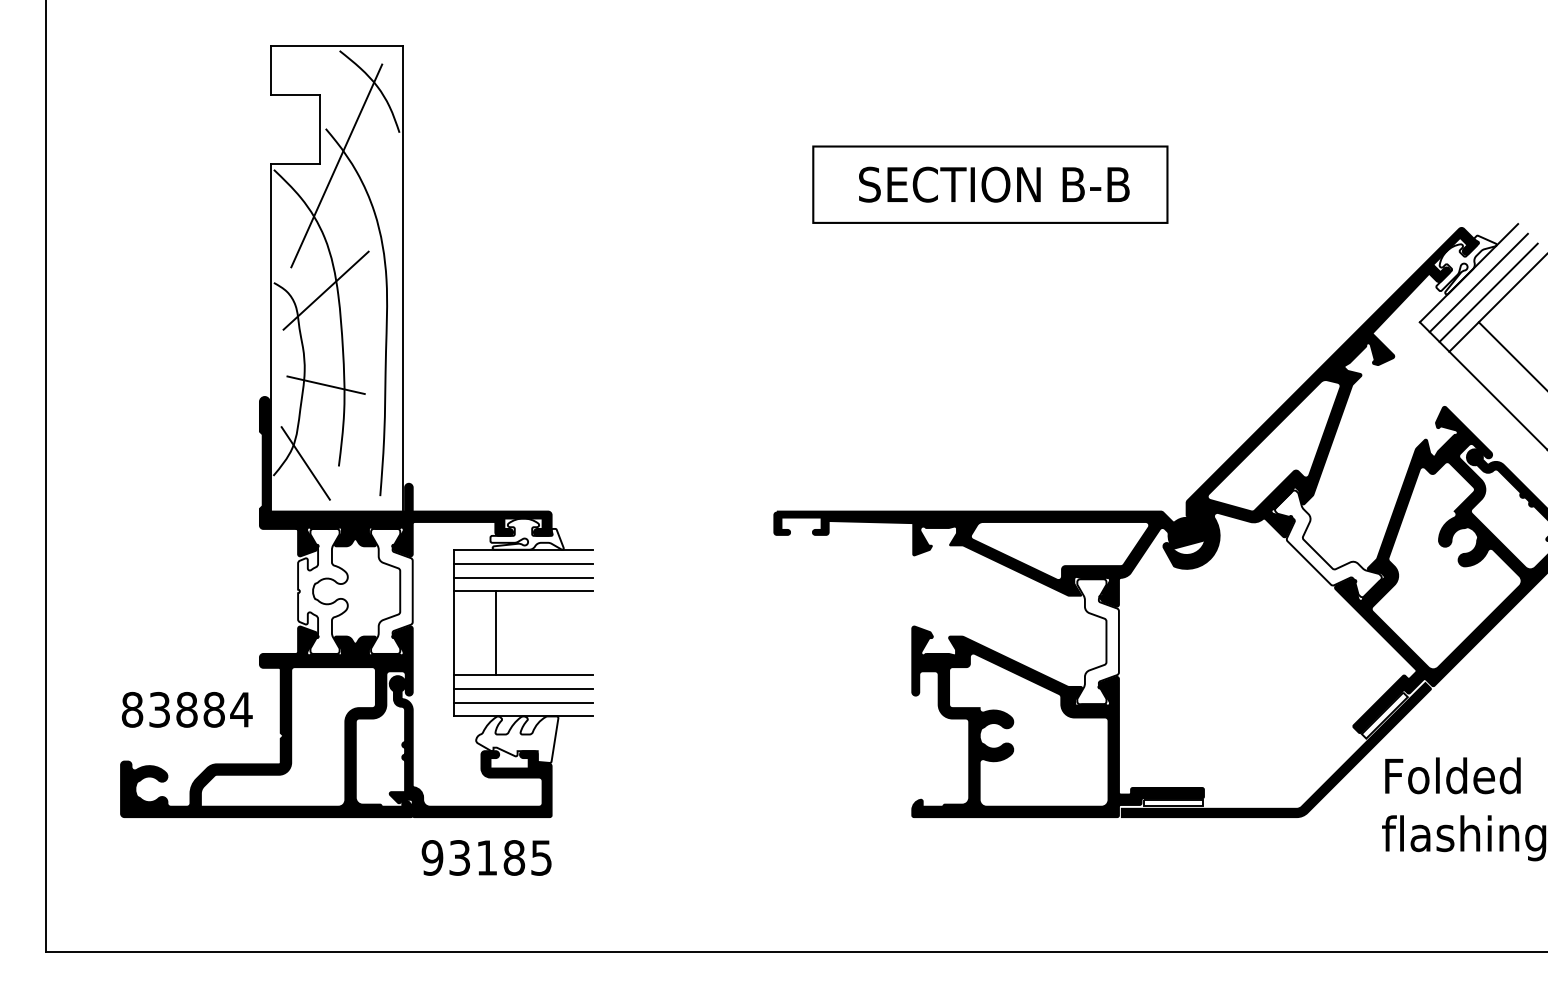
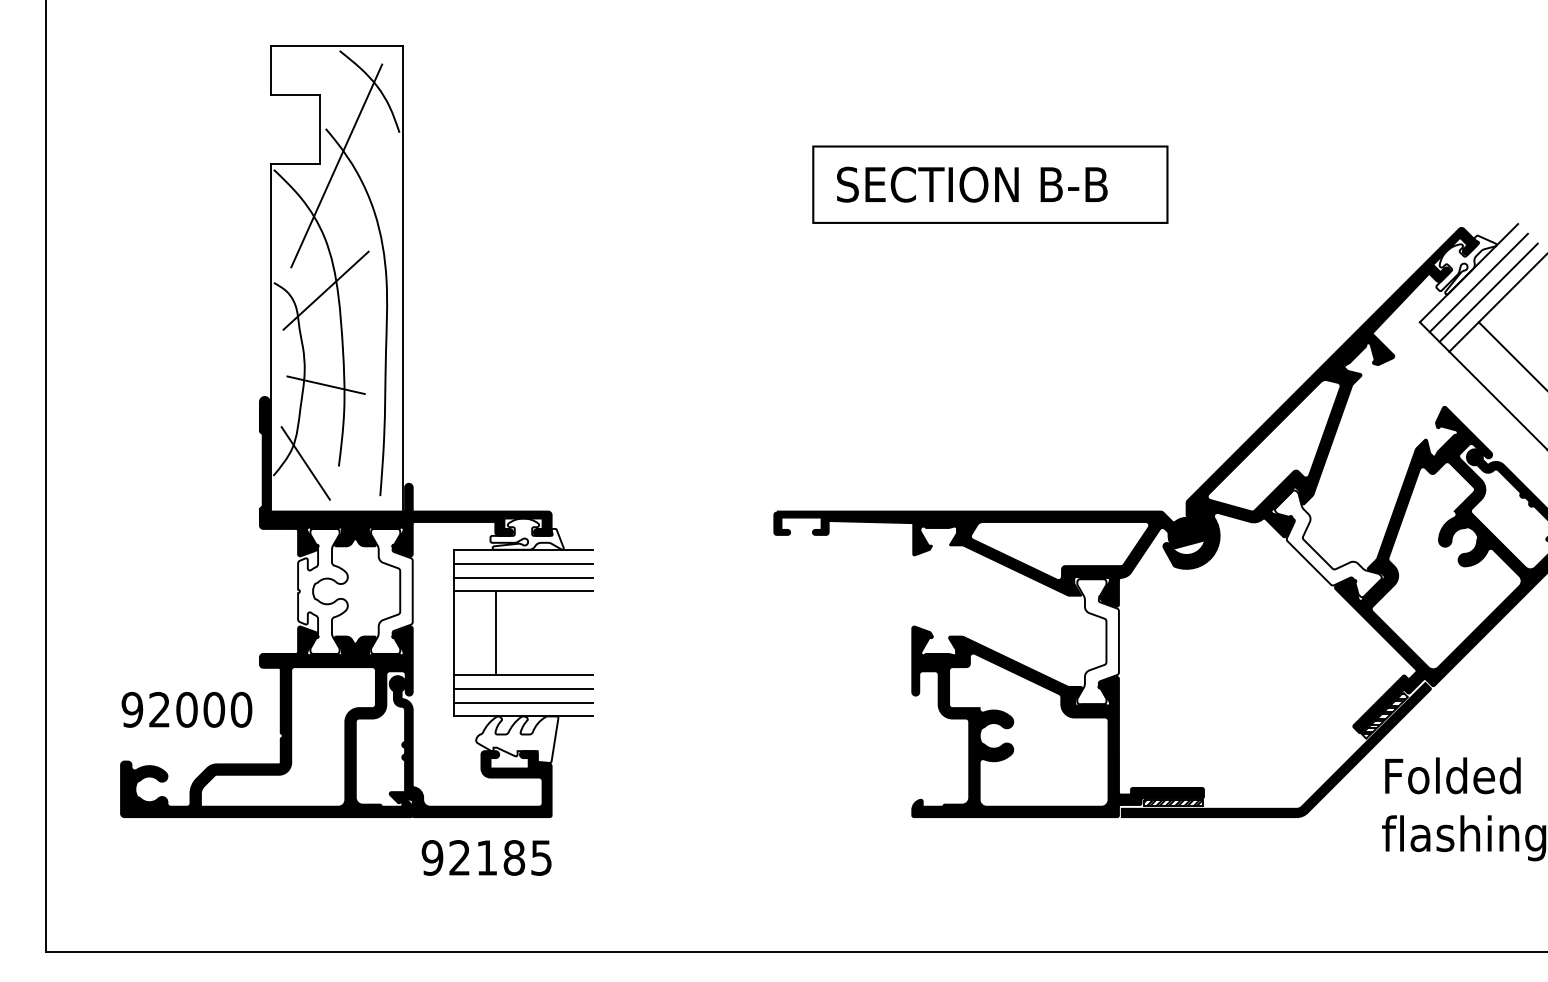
text position: (994, 184) -> (972, 184) (972, 184)
text: 83884 -> 92000 (186, 709)
hatch: none -> present (1383, 716)
hatch: none -> present (1173, 802)
text: 93185 -> 92185 (459, 857)
